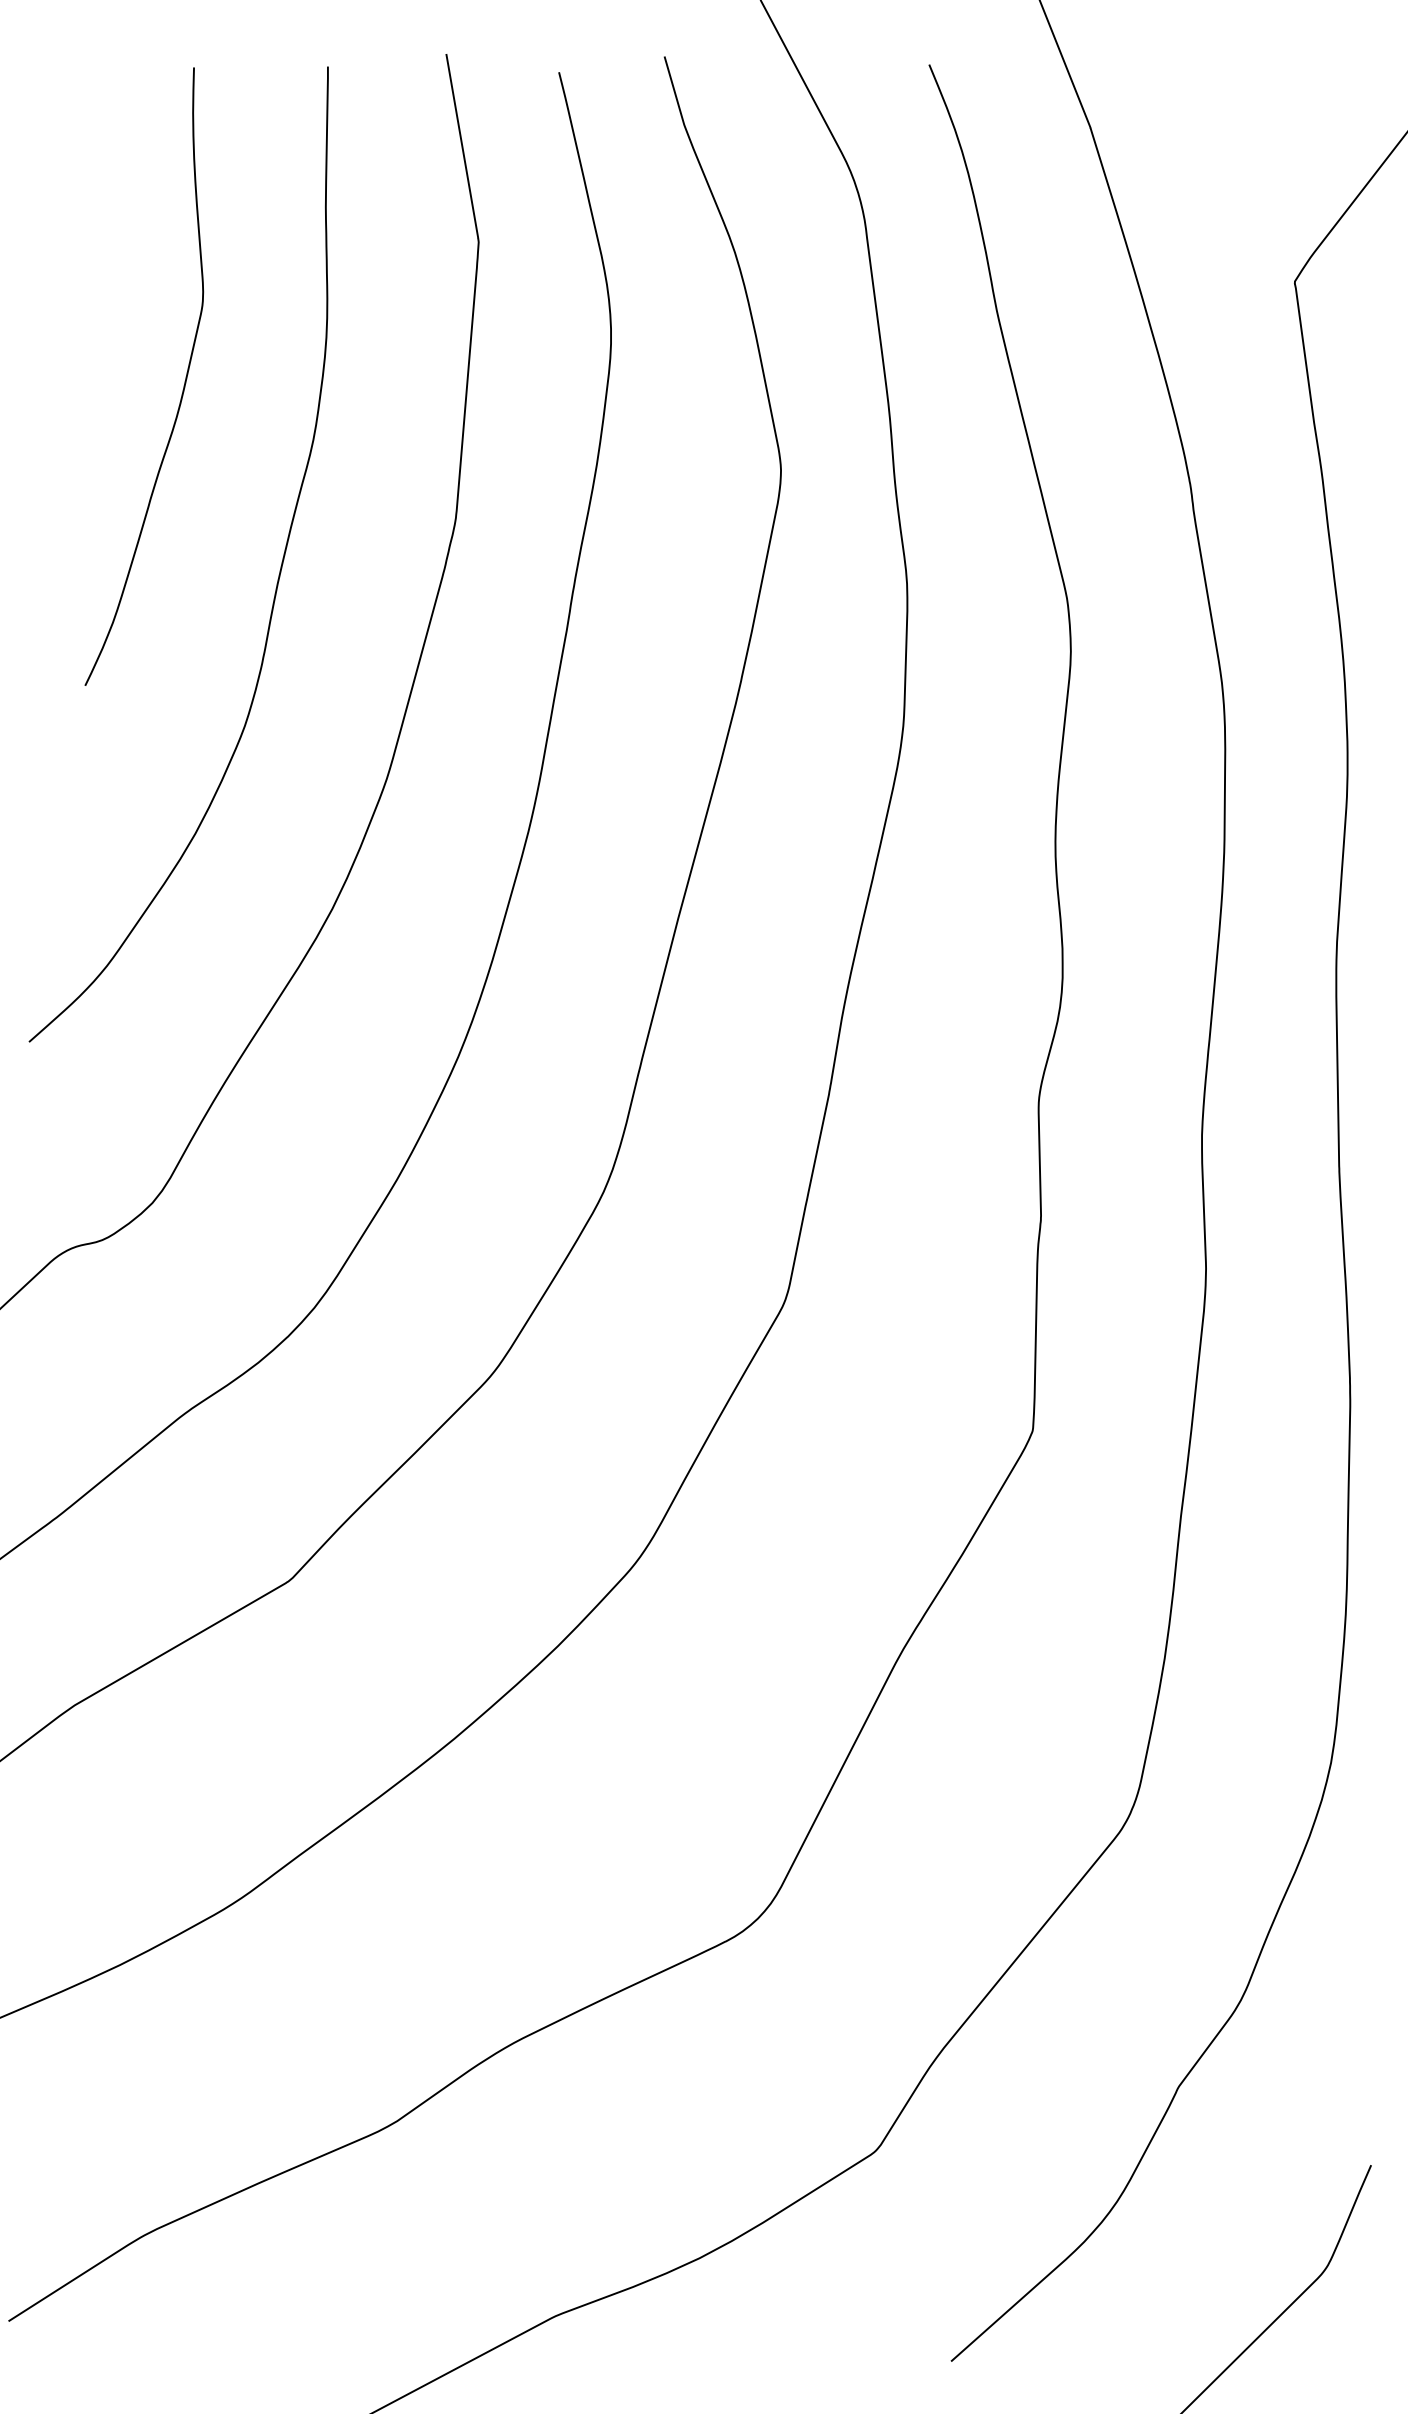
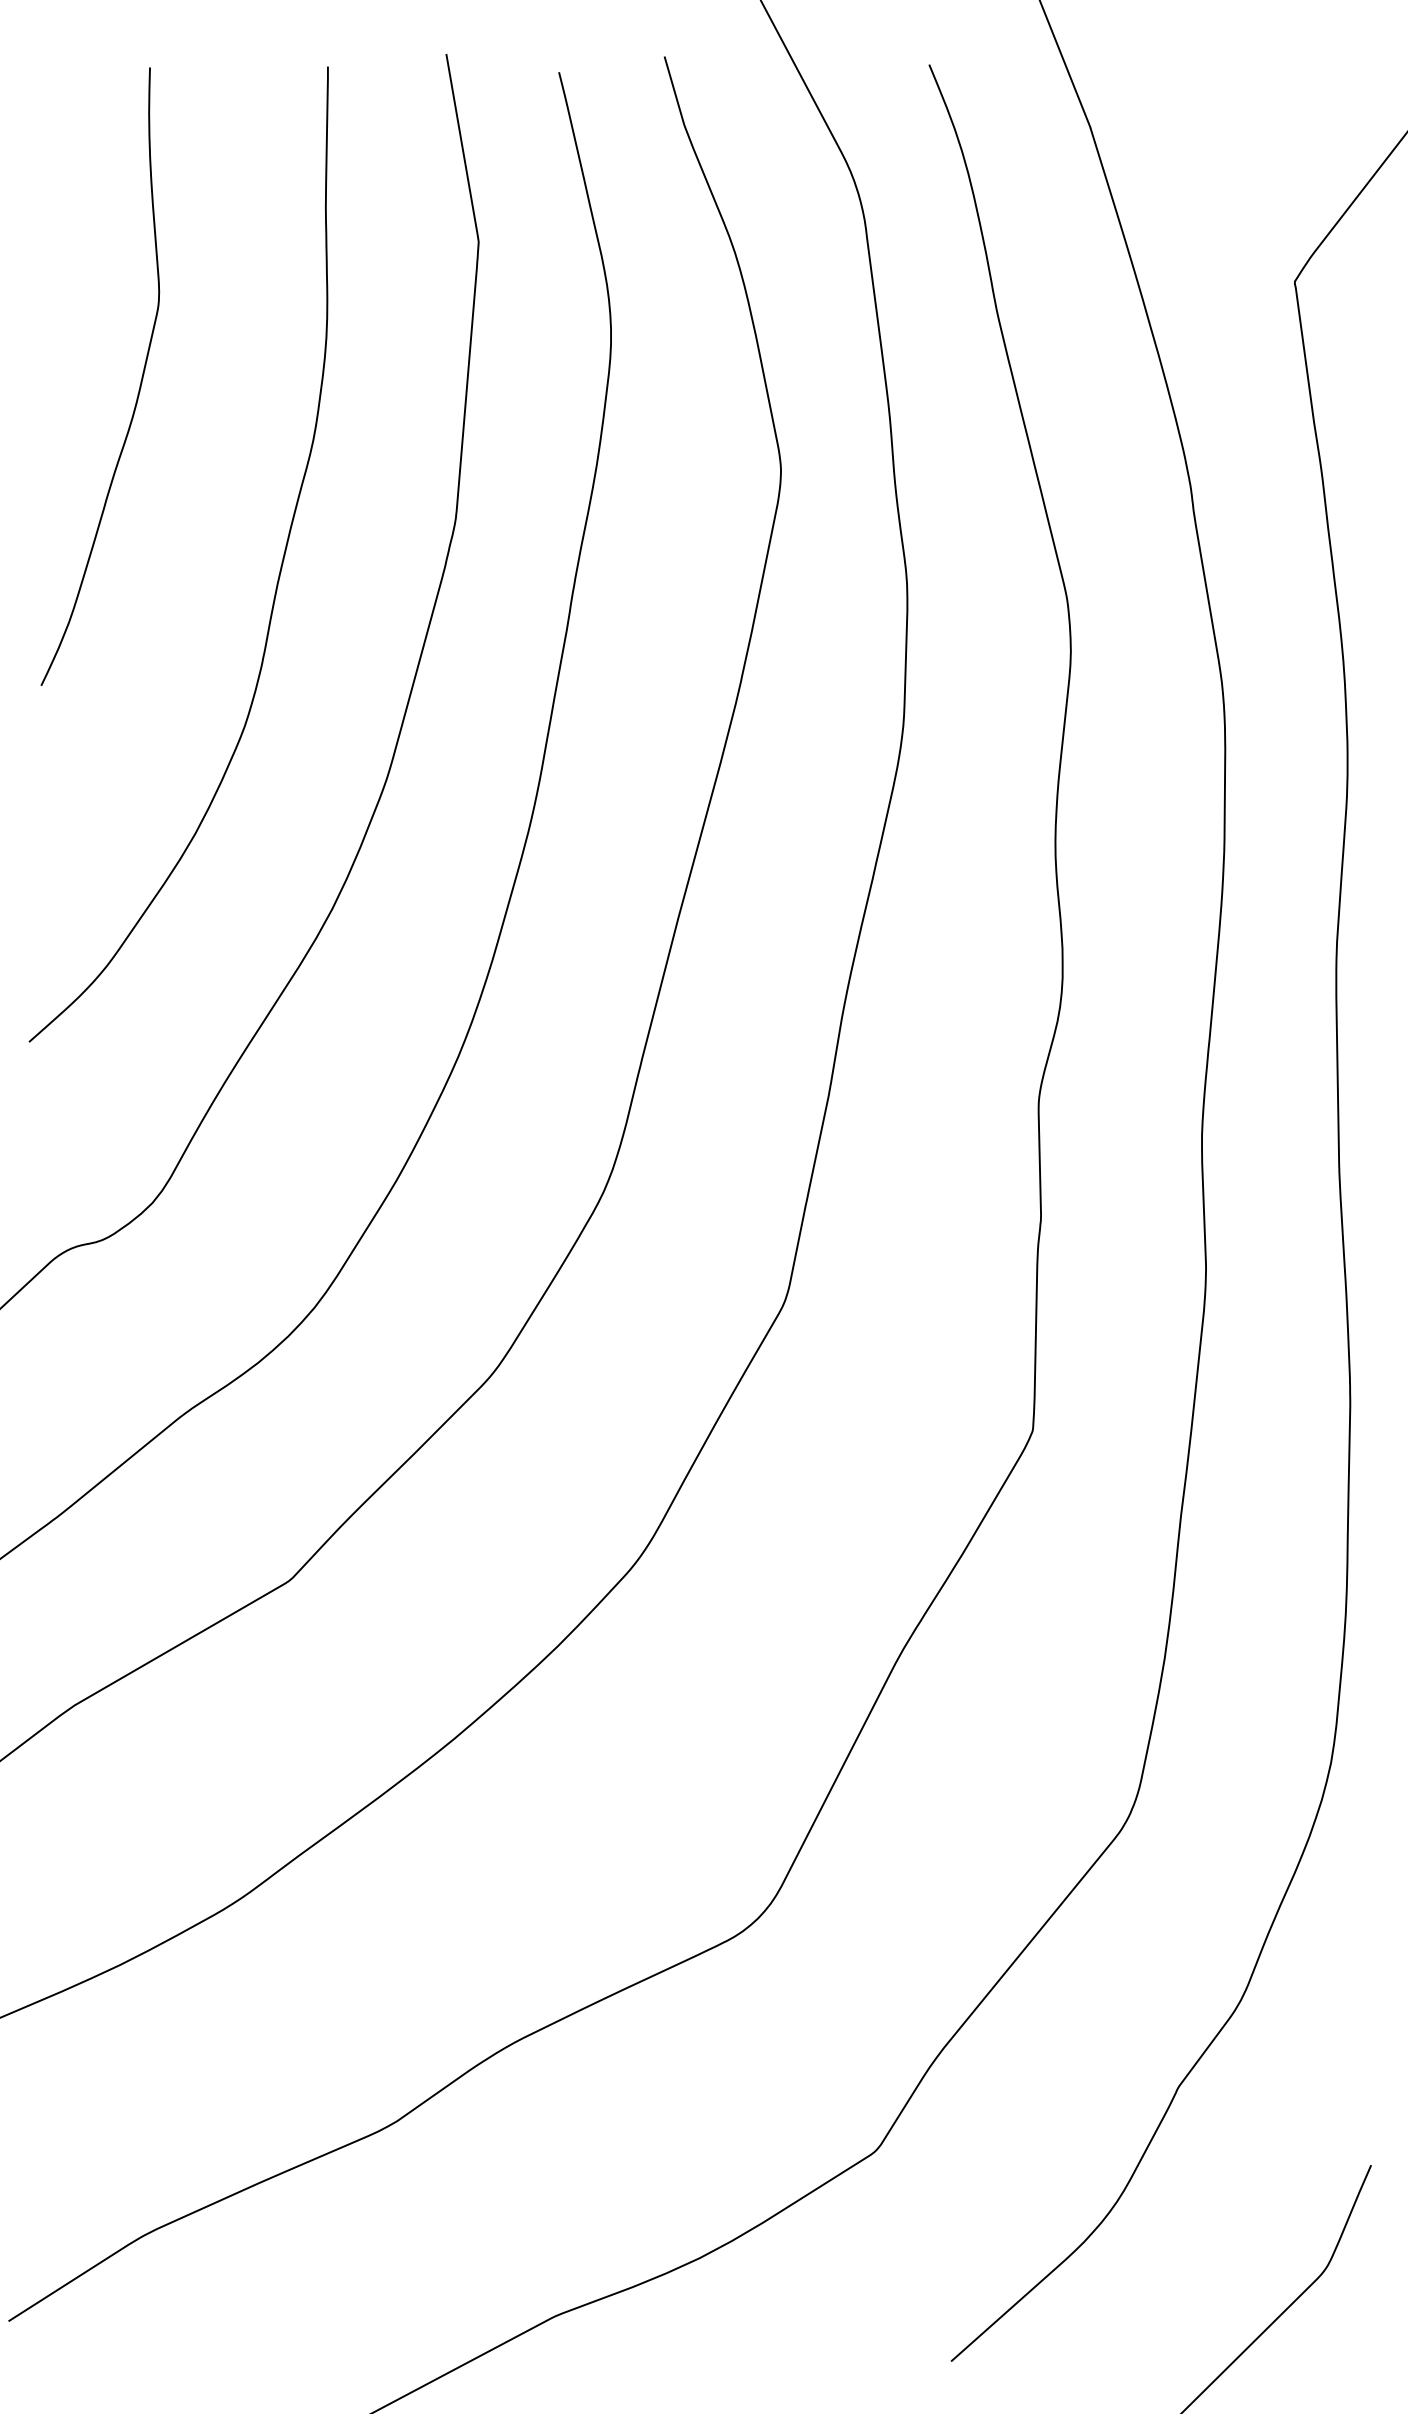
curve position: (183, 385) -> (139, 385) (139, 385)
